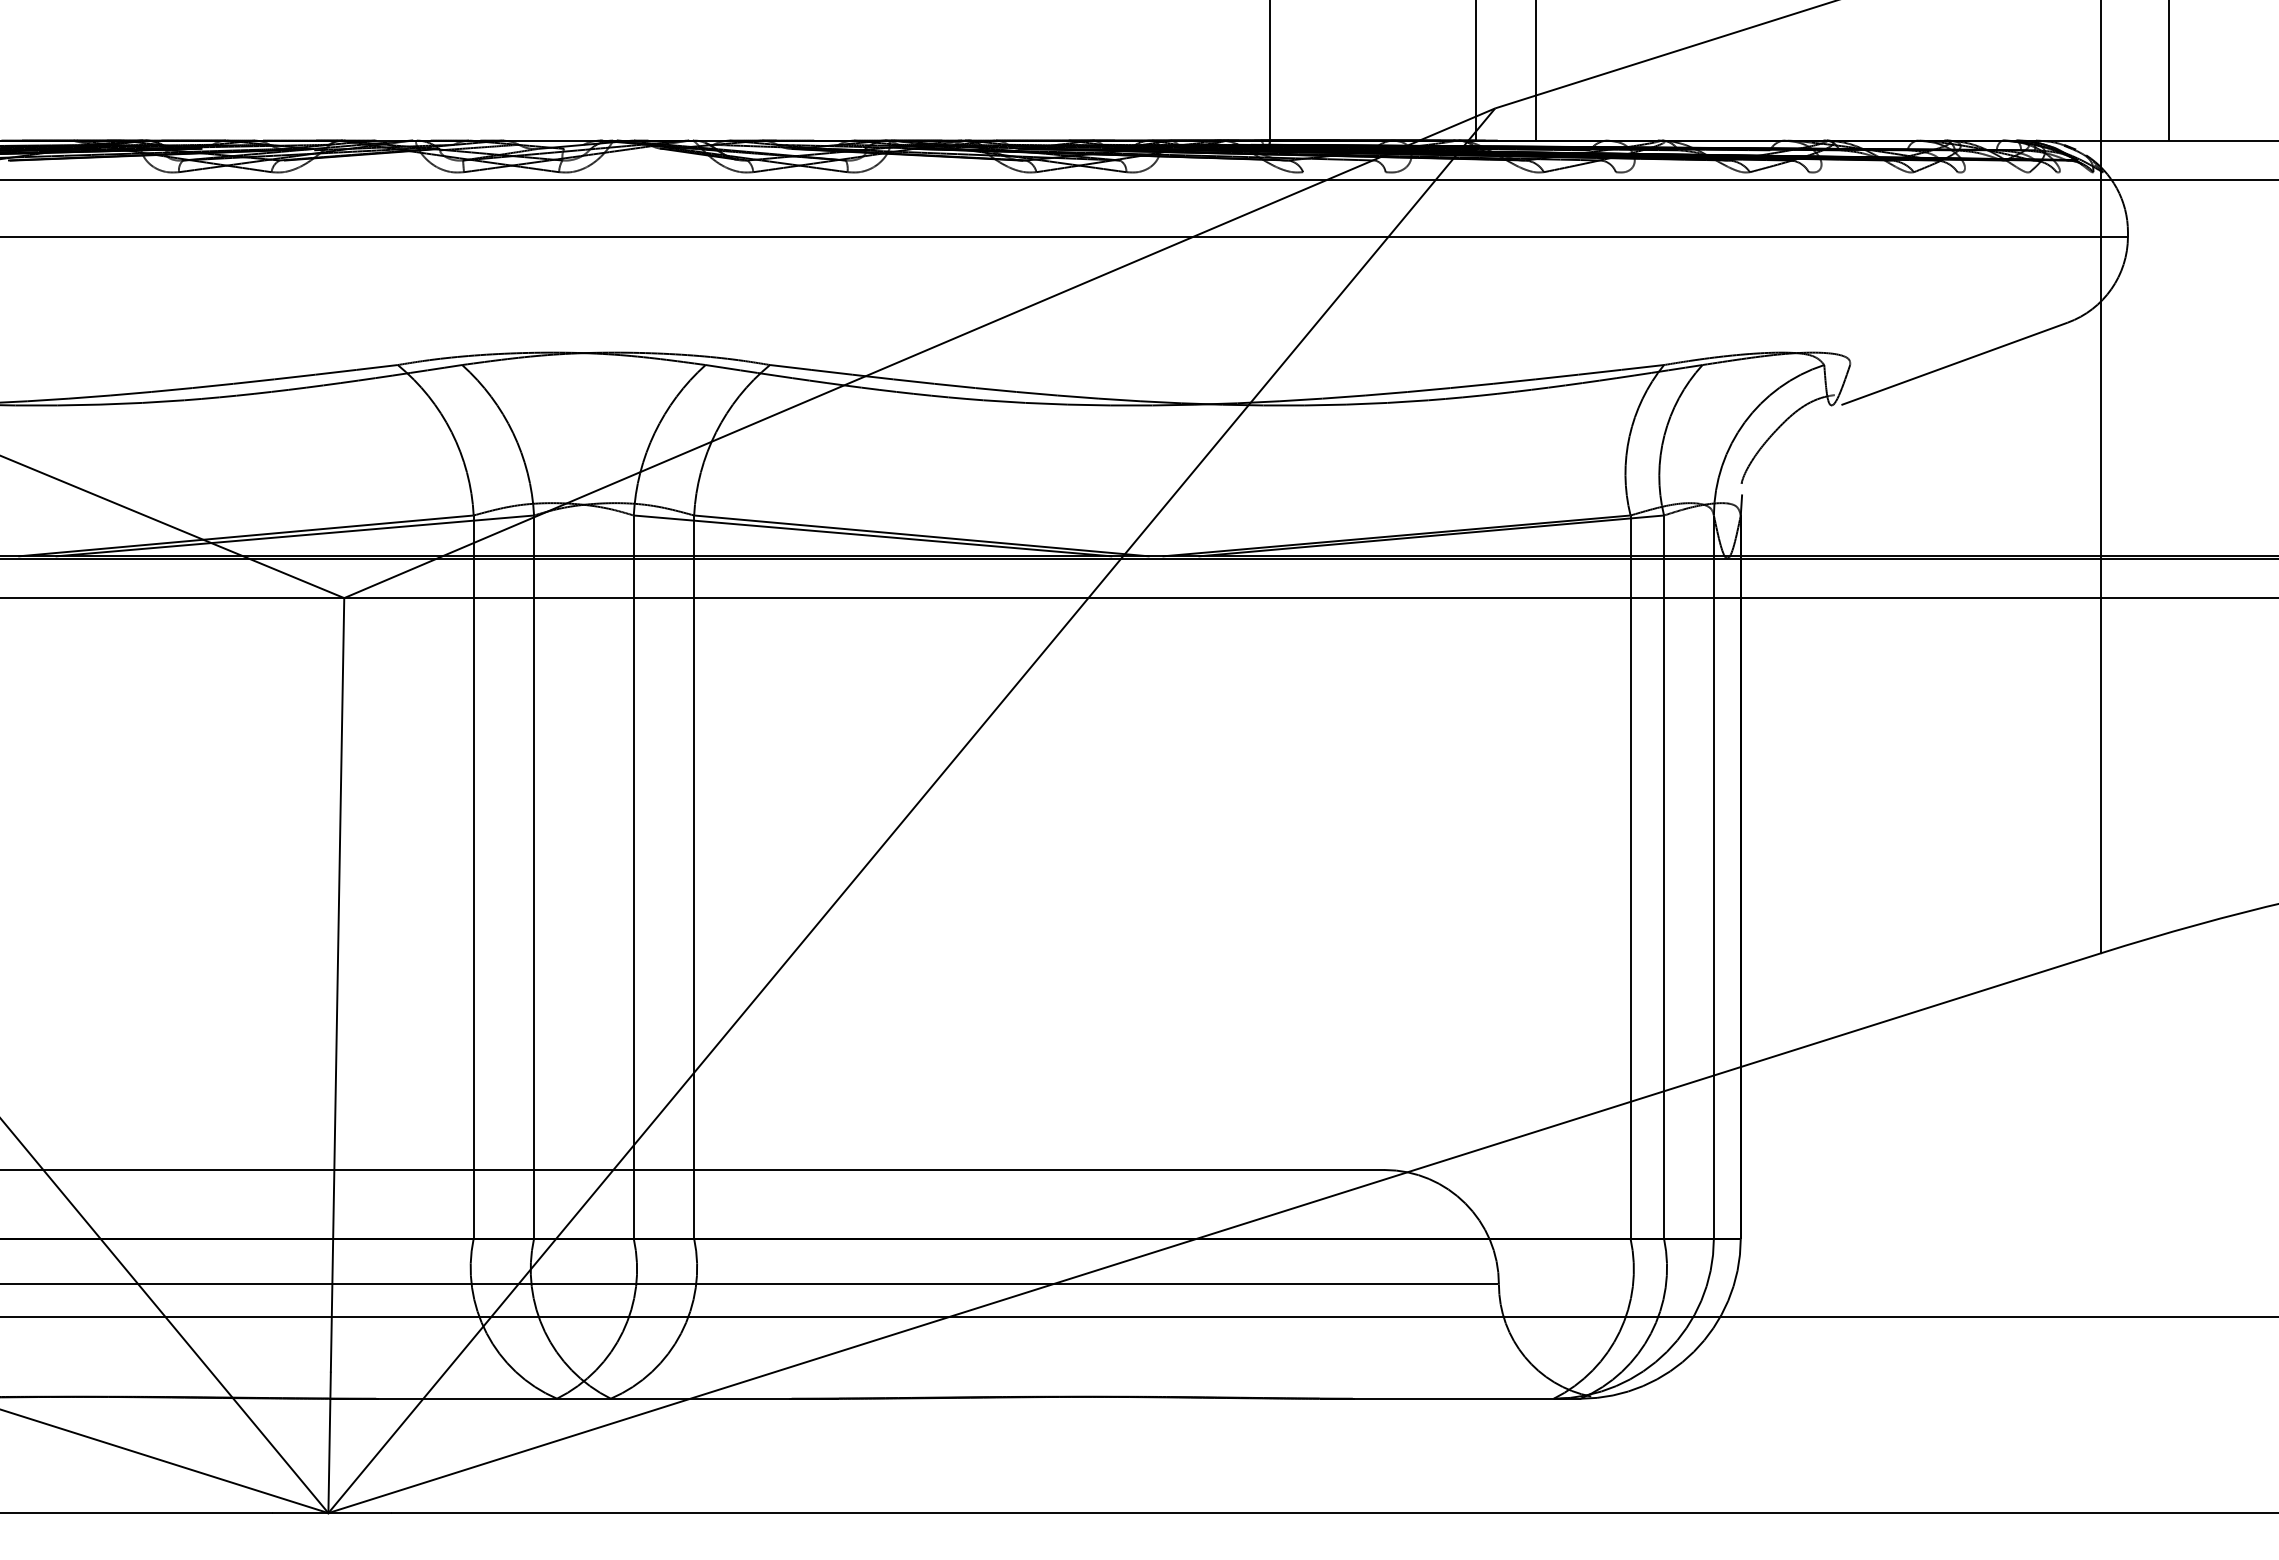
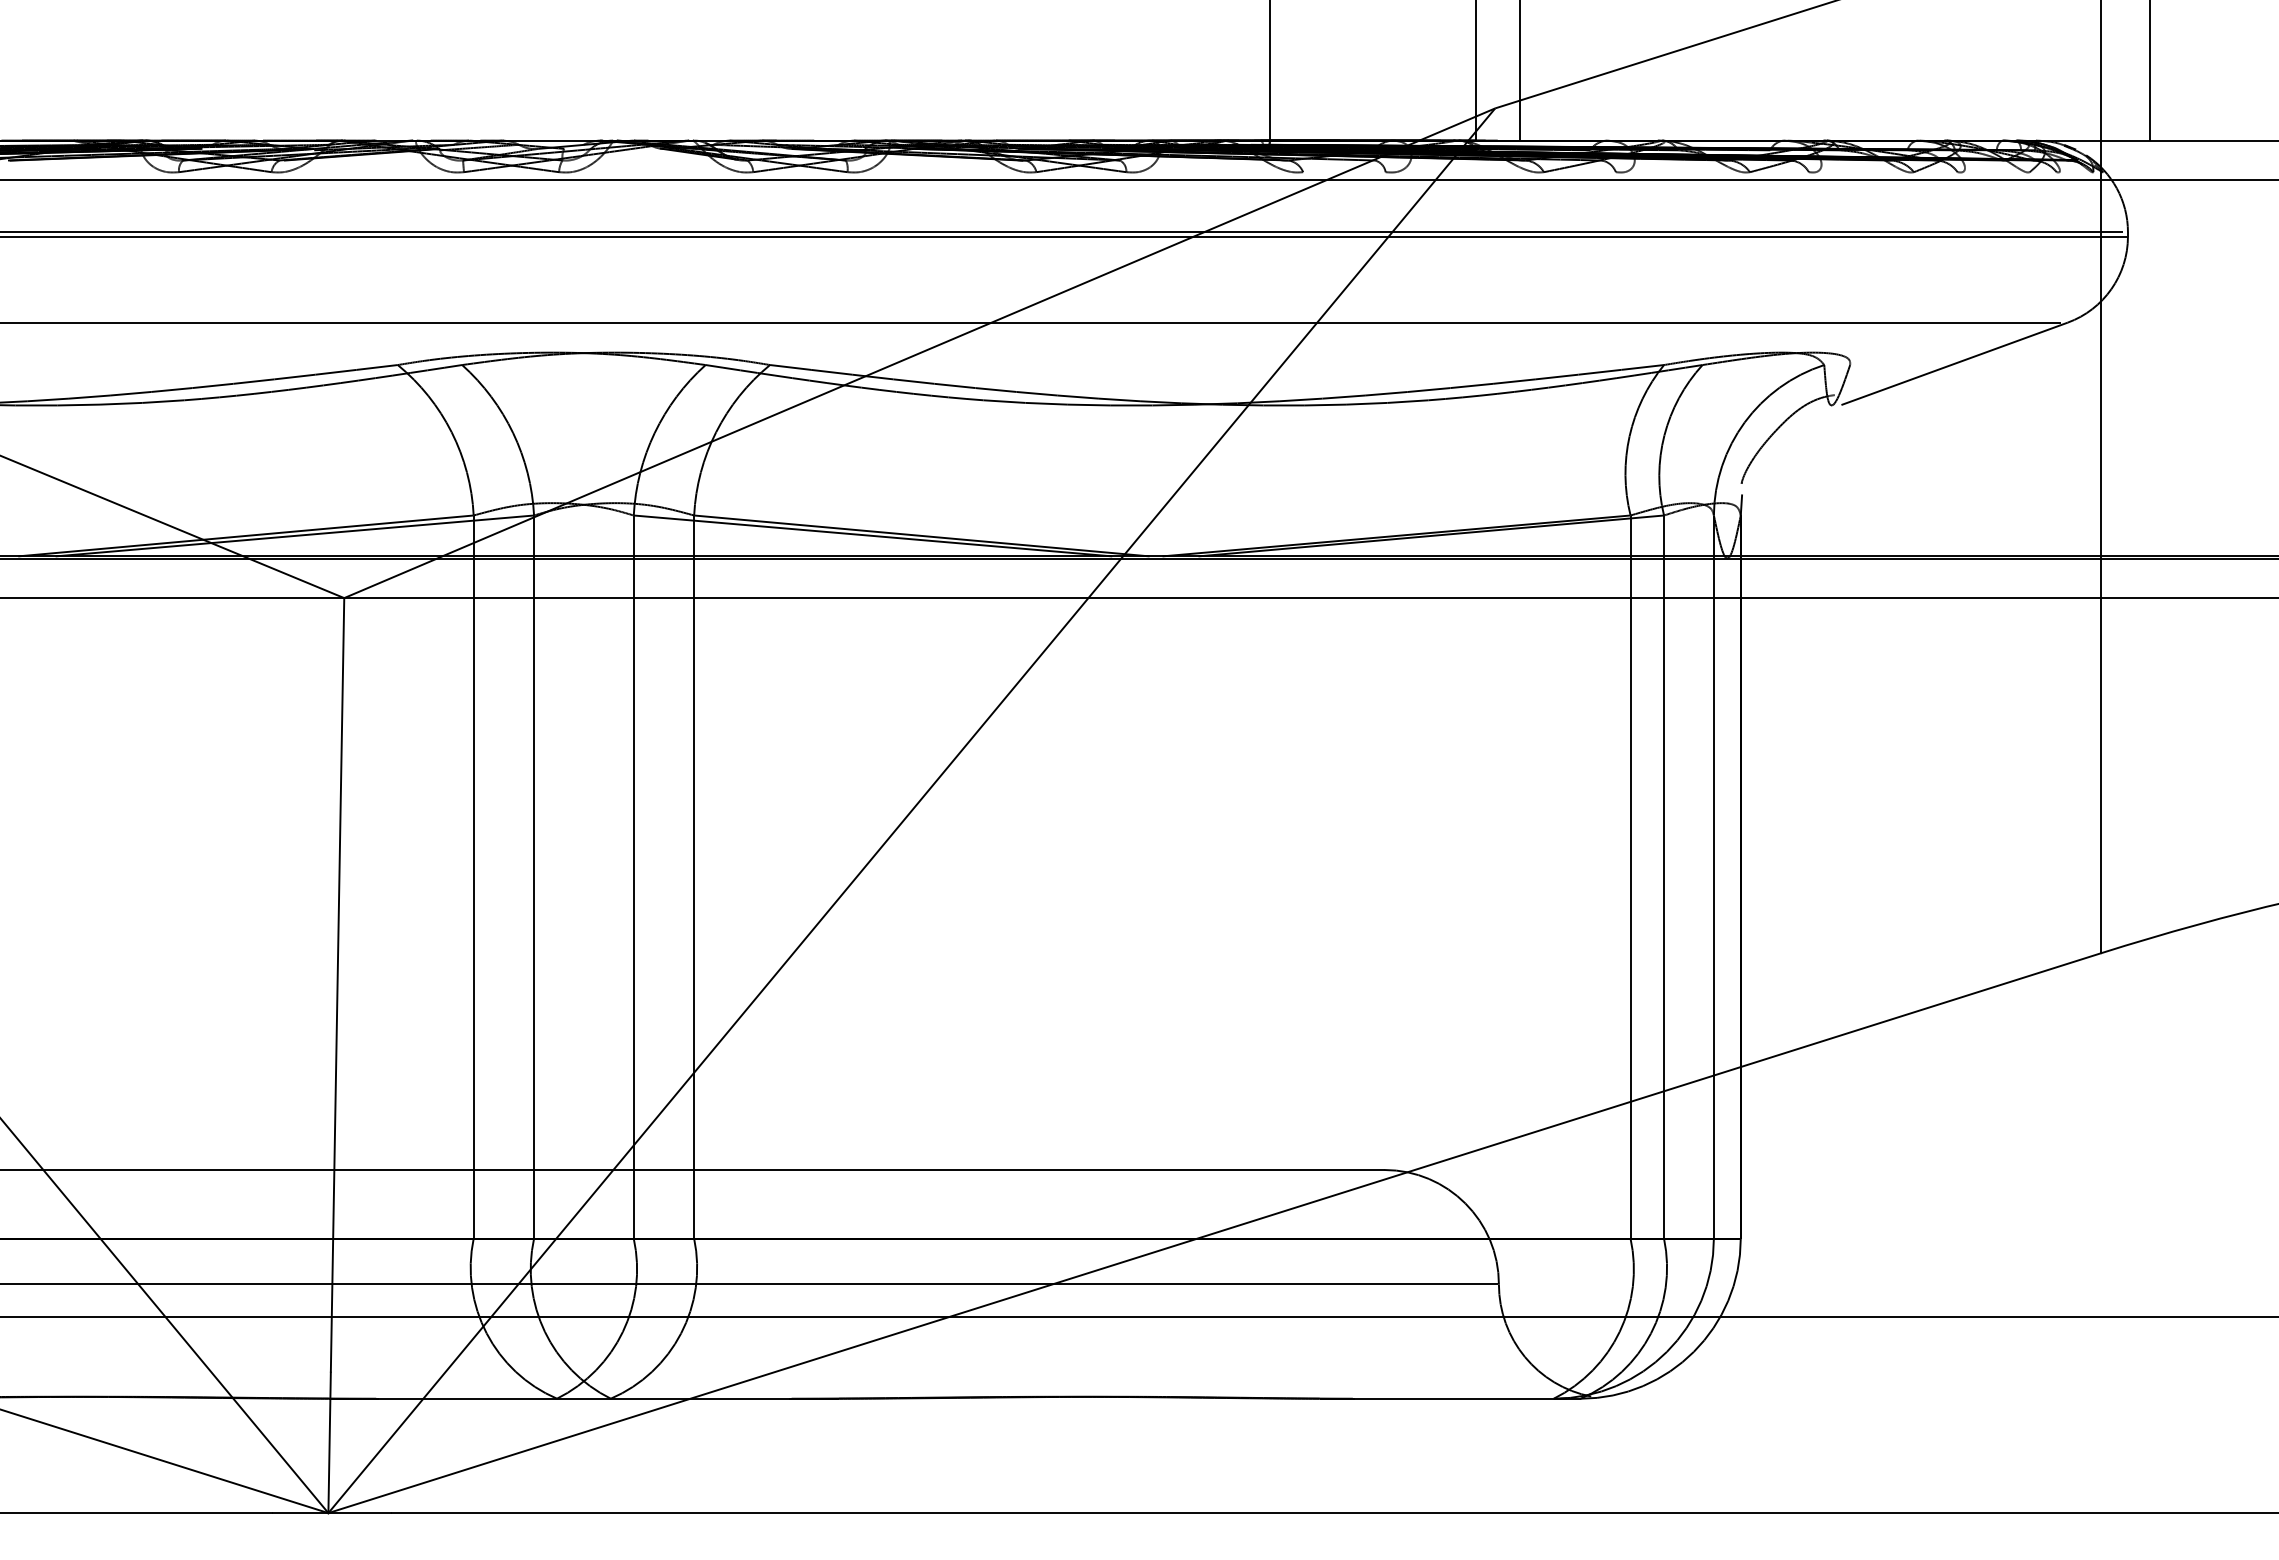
line position: (1536, 71) -> (1520, 71) (1520, 71)
line position: (2169, 71) -> (2150, 71) (2150, 71)
line: none -> present (1062, 232)
line: none -> present (1031, 322)
